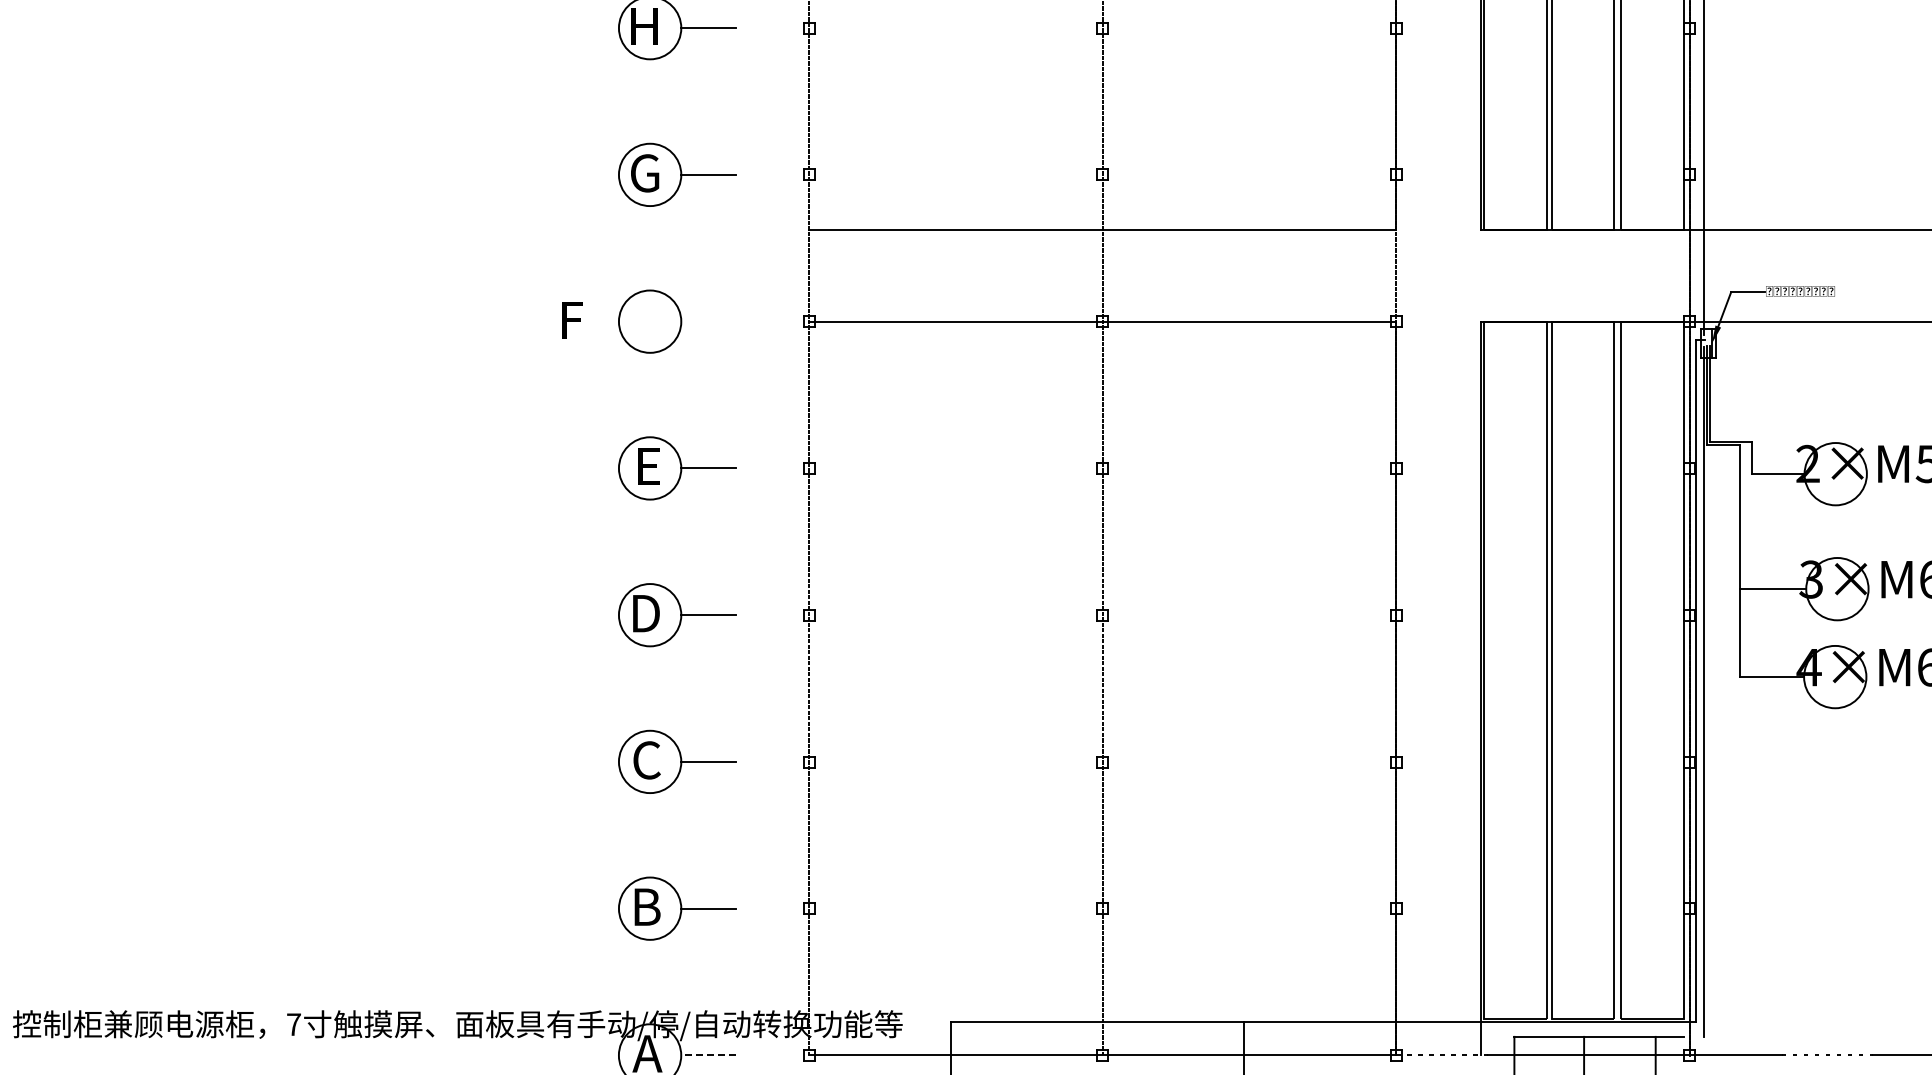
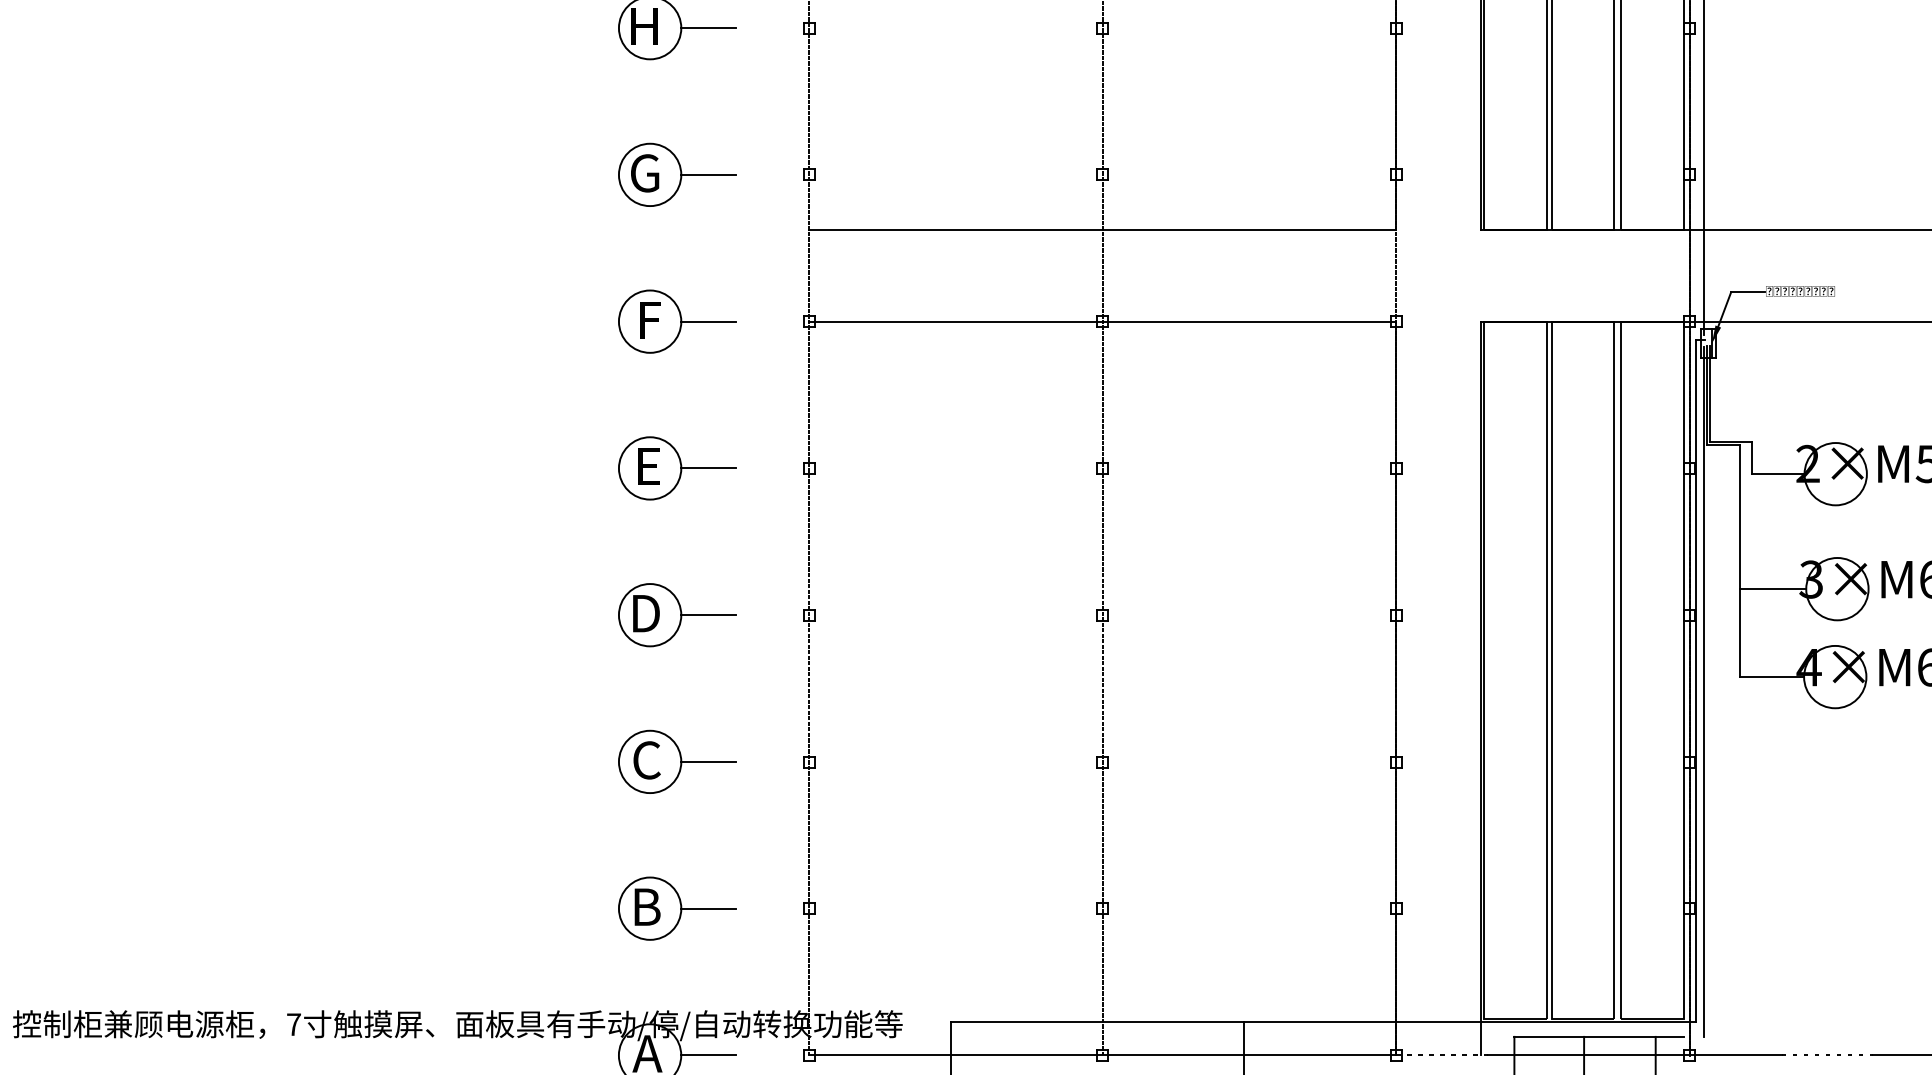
text position: (572, 320) -> (650, 320) (650, 320)
line: none -> present (708, 321)
line: dashed -> solid (708, 1055)
